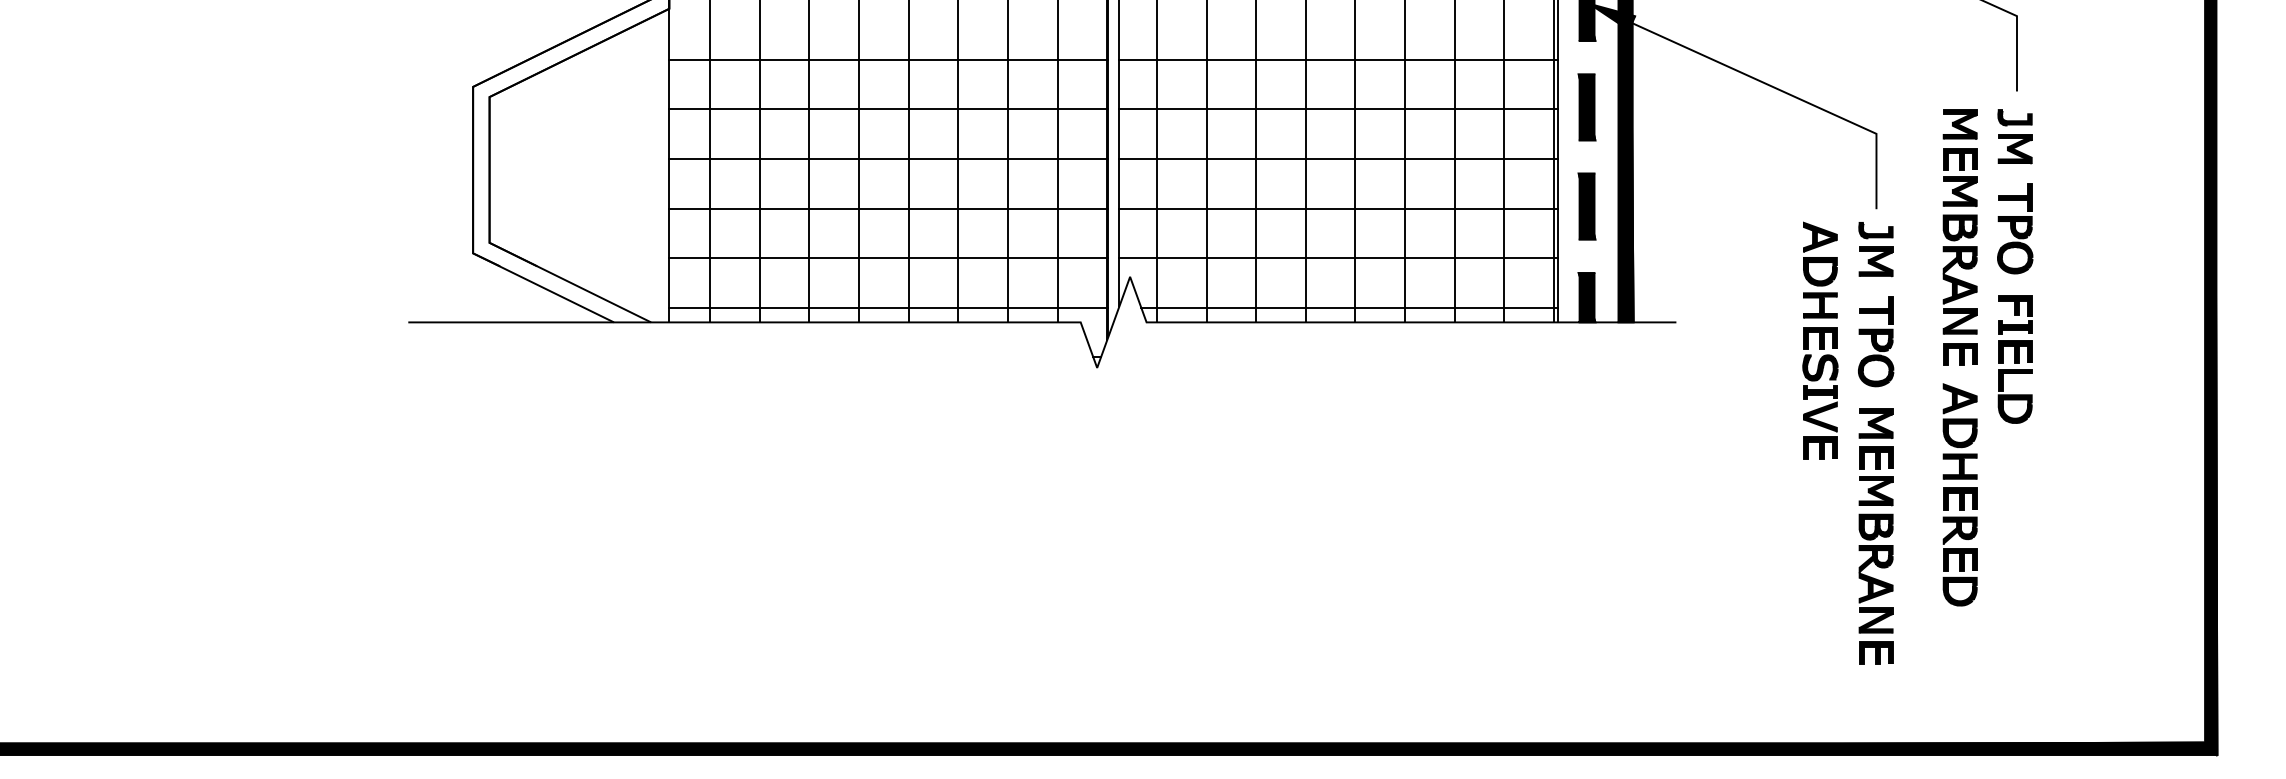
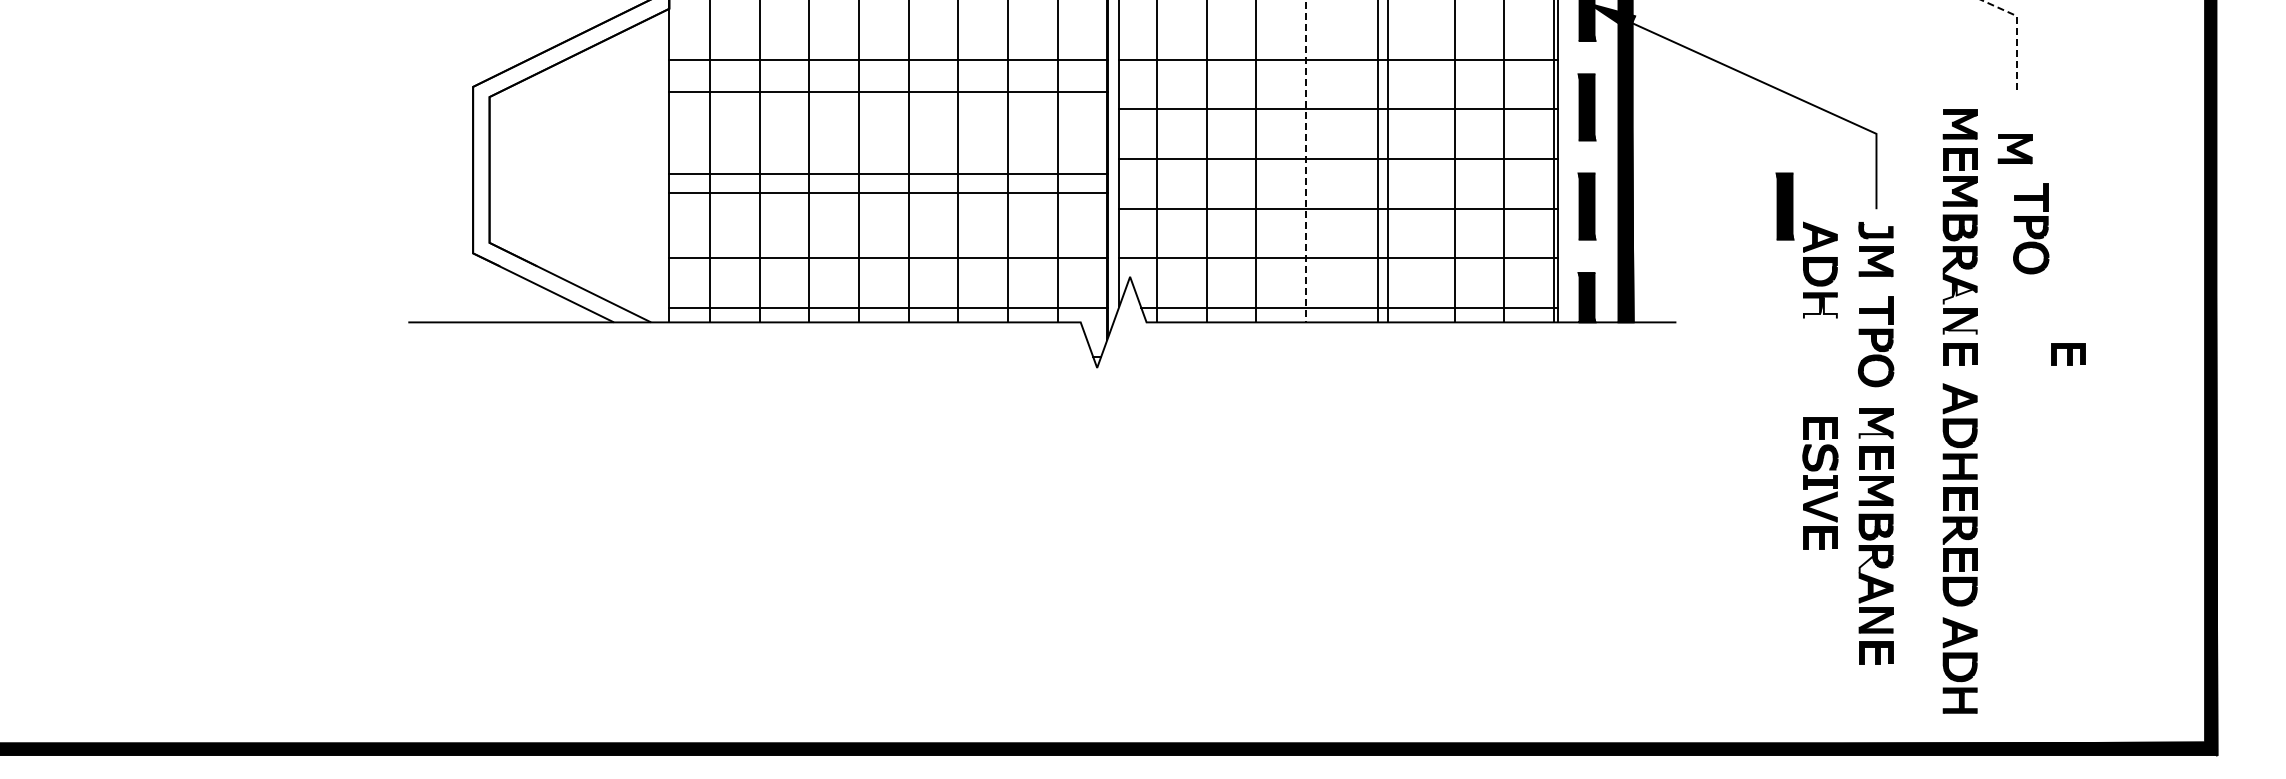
line: solid -> dashed (2016, 33)
line position: (888, 109) -> (888, 92) (888, 92)
part: present -> none (2014, 117)
line position: (888, 159) -> (888, 174) (888, 174)
line: solid -> dashed (1306, 161)
line position: (1355, 162) -> (1388, 162) (1388, 162)
line position: (1405, 162) -> (1378, 162) (1378, 162)
part: none -> present (1784, 206)
line position: (888, 208) -> (888, 192) (888, 192)
part position: (2015, 228) -> (2031, 228) (2031, 228)
fill: present -> none (1959, 293)
fill: present -> none (1819, 307)
fill: present -> none (1959, 331)
part: none -> present (2068, 354)
part: present -> none (2014, 359)
part position: (1820, 393) -> (1820, 483) (1820, 483)
fill: present -> none (1875, 436)
fill: present -> none (1866, 564)
part: none -> present (1959, 665)
